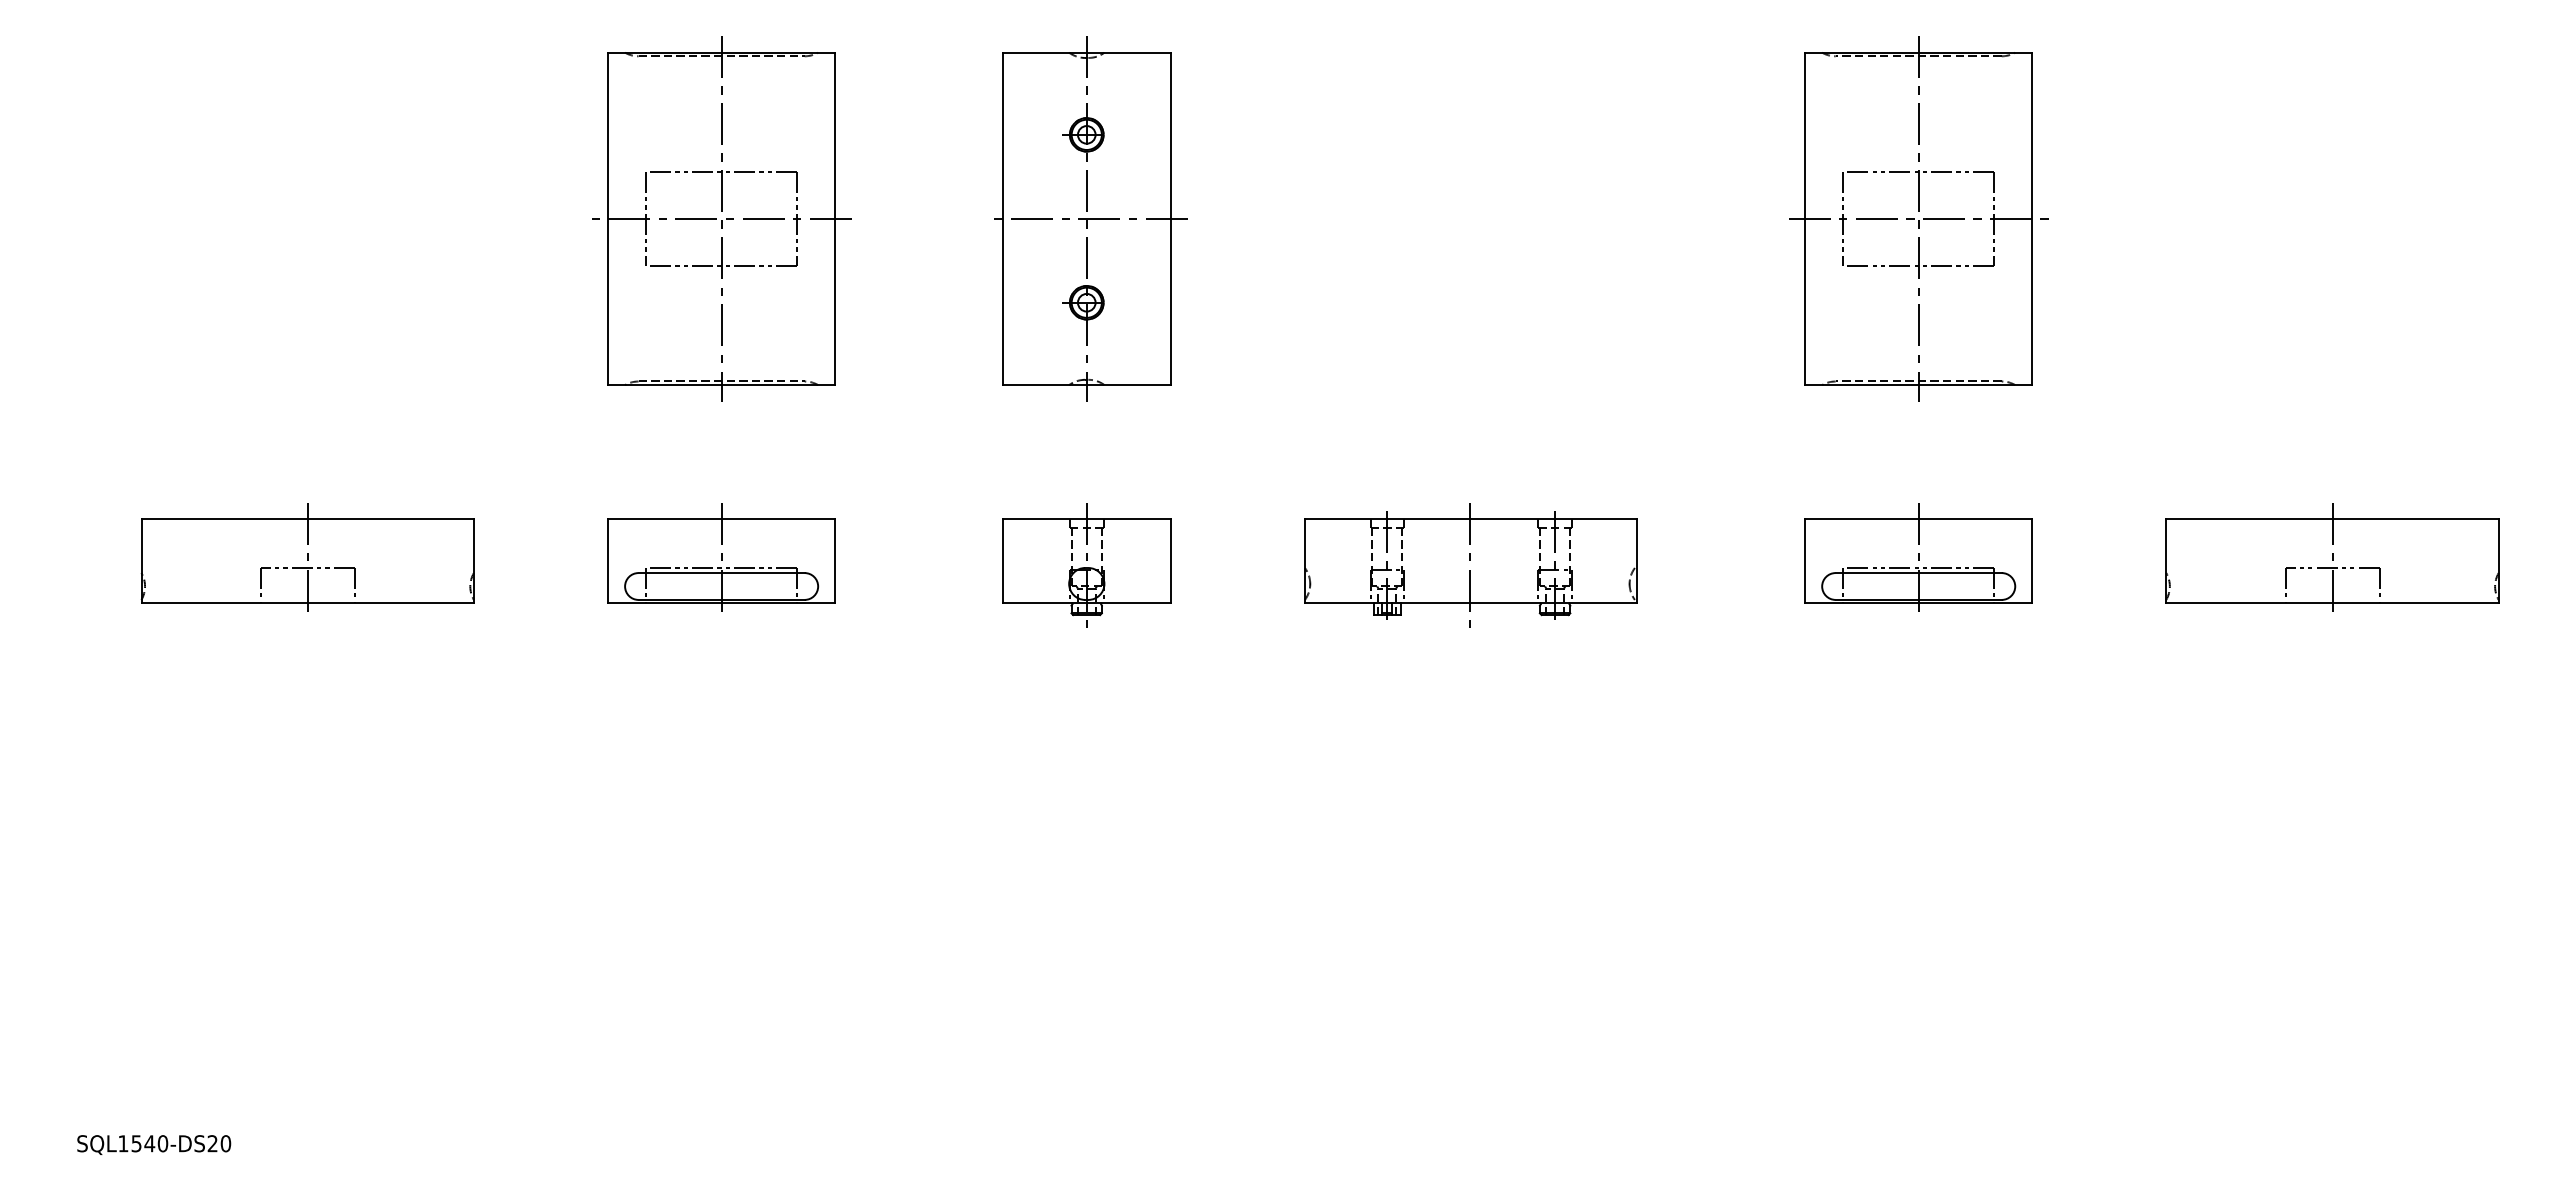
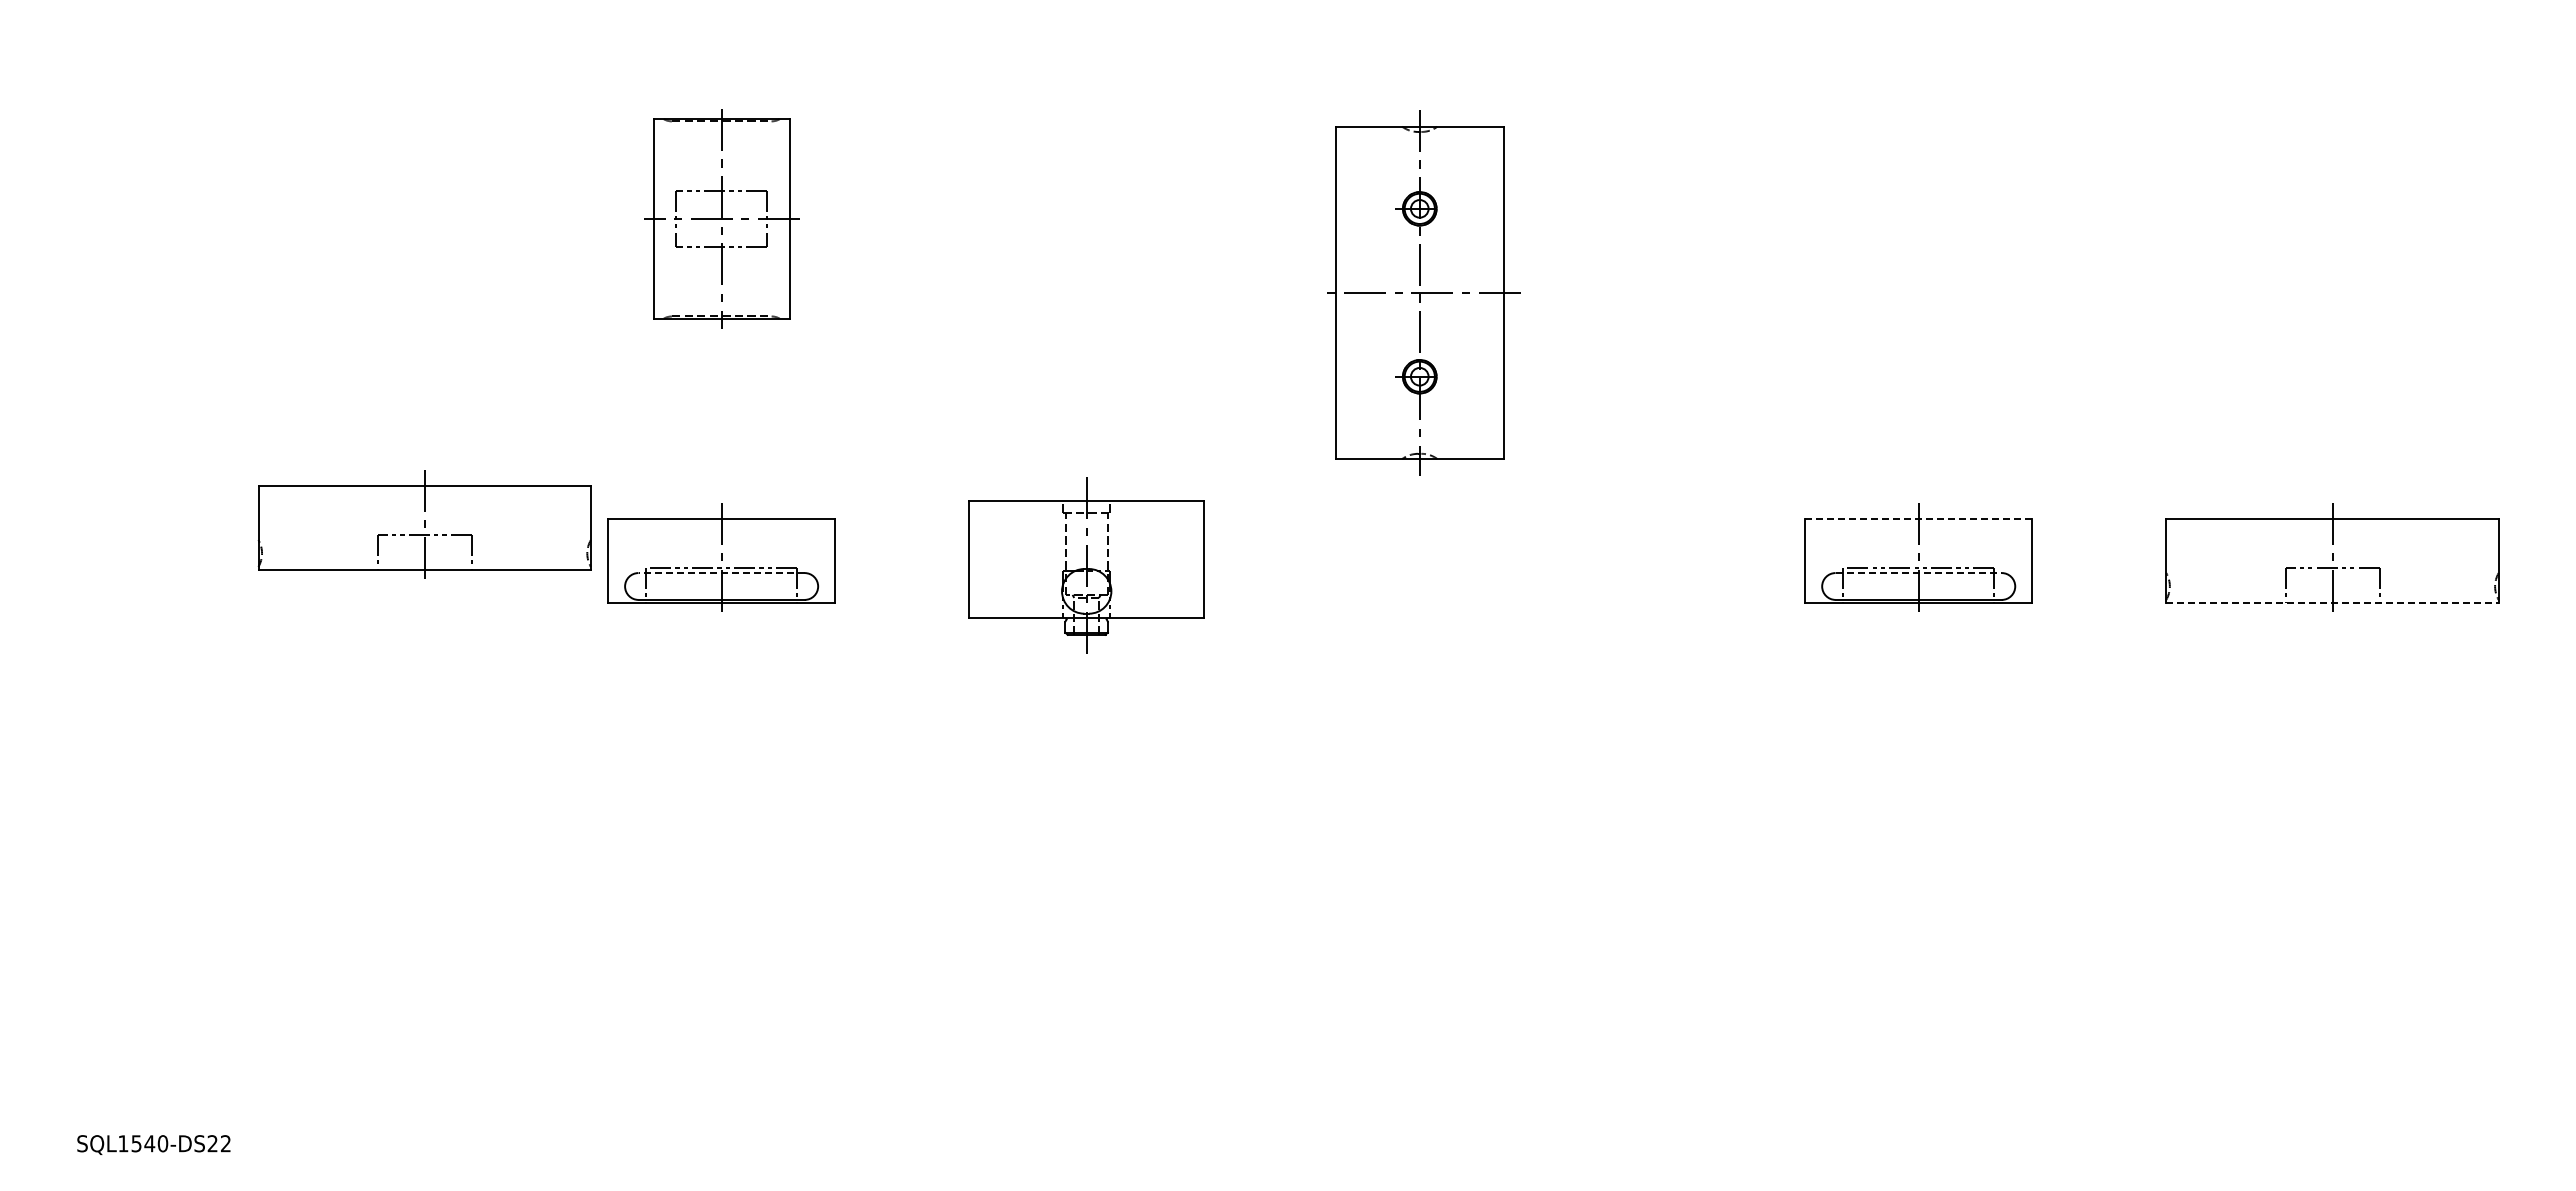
part size: 260x366 px -> 156x220 px (721, 218)
part position: (1090, 218) -> (1423, 292) (1423, 292)
part: present -> none (1918, 218)
line: solid -> dashed (1918, 519)
part position: (307, 557) -> (424, 524) (424, 524)
part size: 170x125 px -> 237x177 px (1086, 565)
part: present -> none (1470, 565)
line: solid -> dashed (721, 573)
line: solid -> dashed (1919, 573)
line: solid -> dashed (2333, 603)
text: SQL1540-DS20 -> SQL1540-DS22 (225, 1143)
